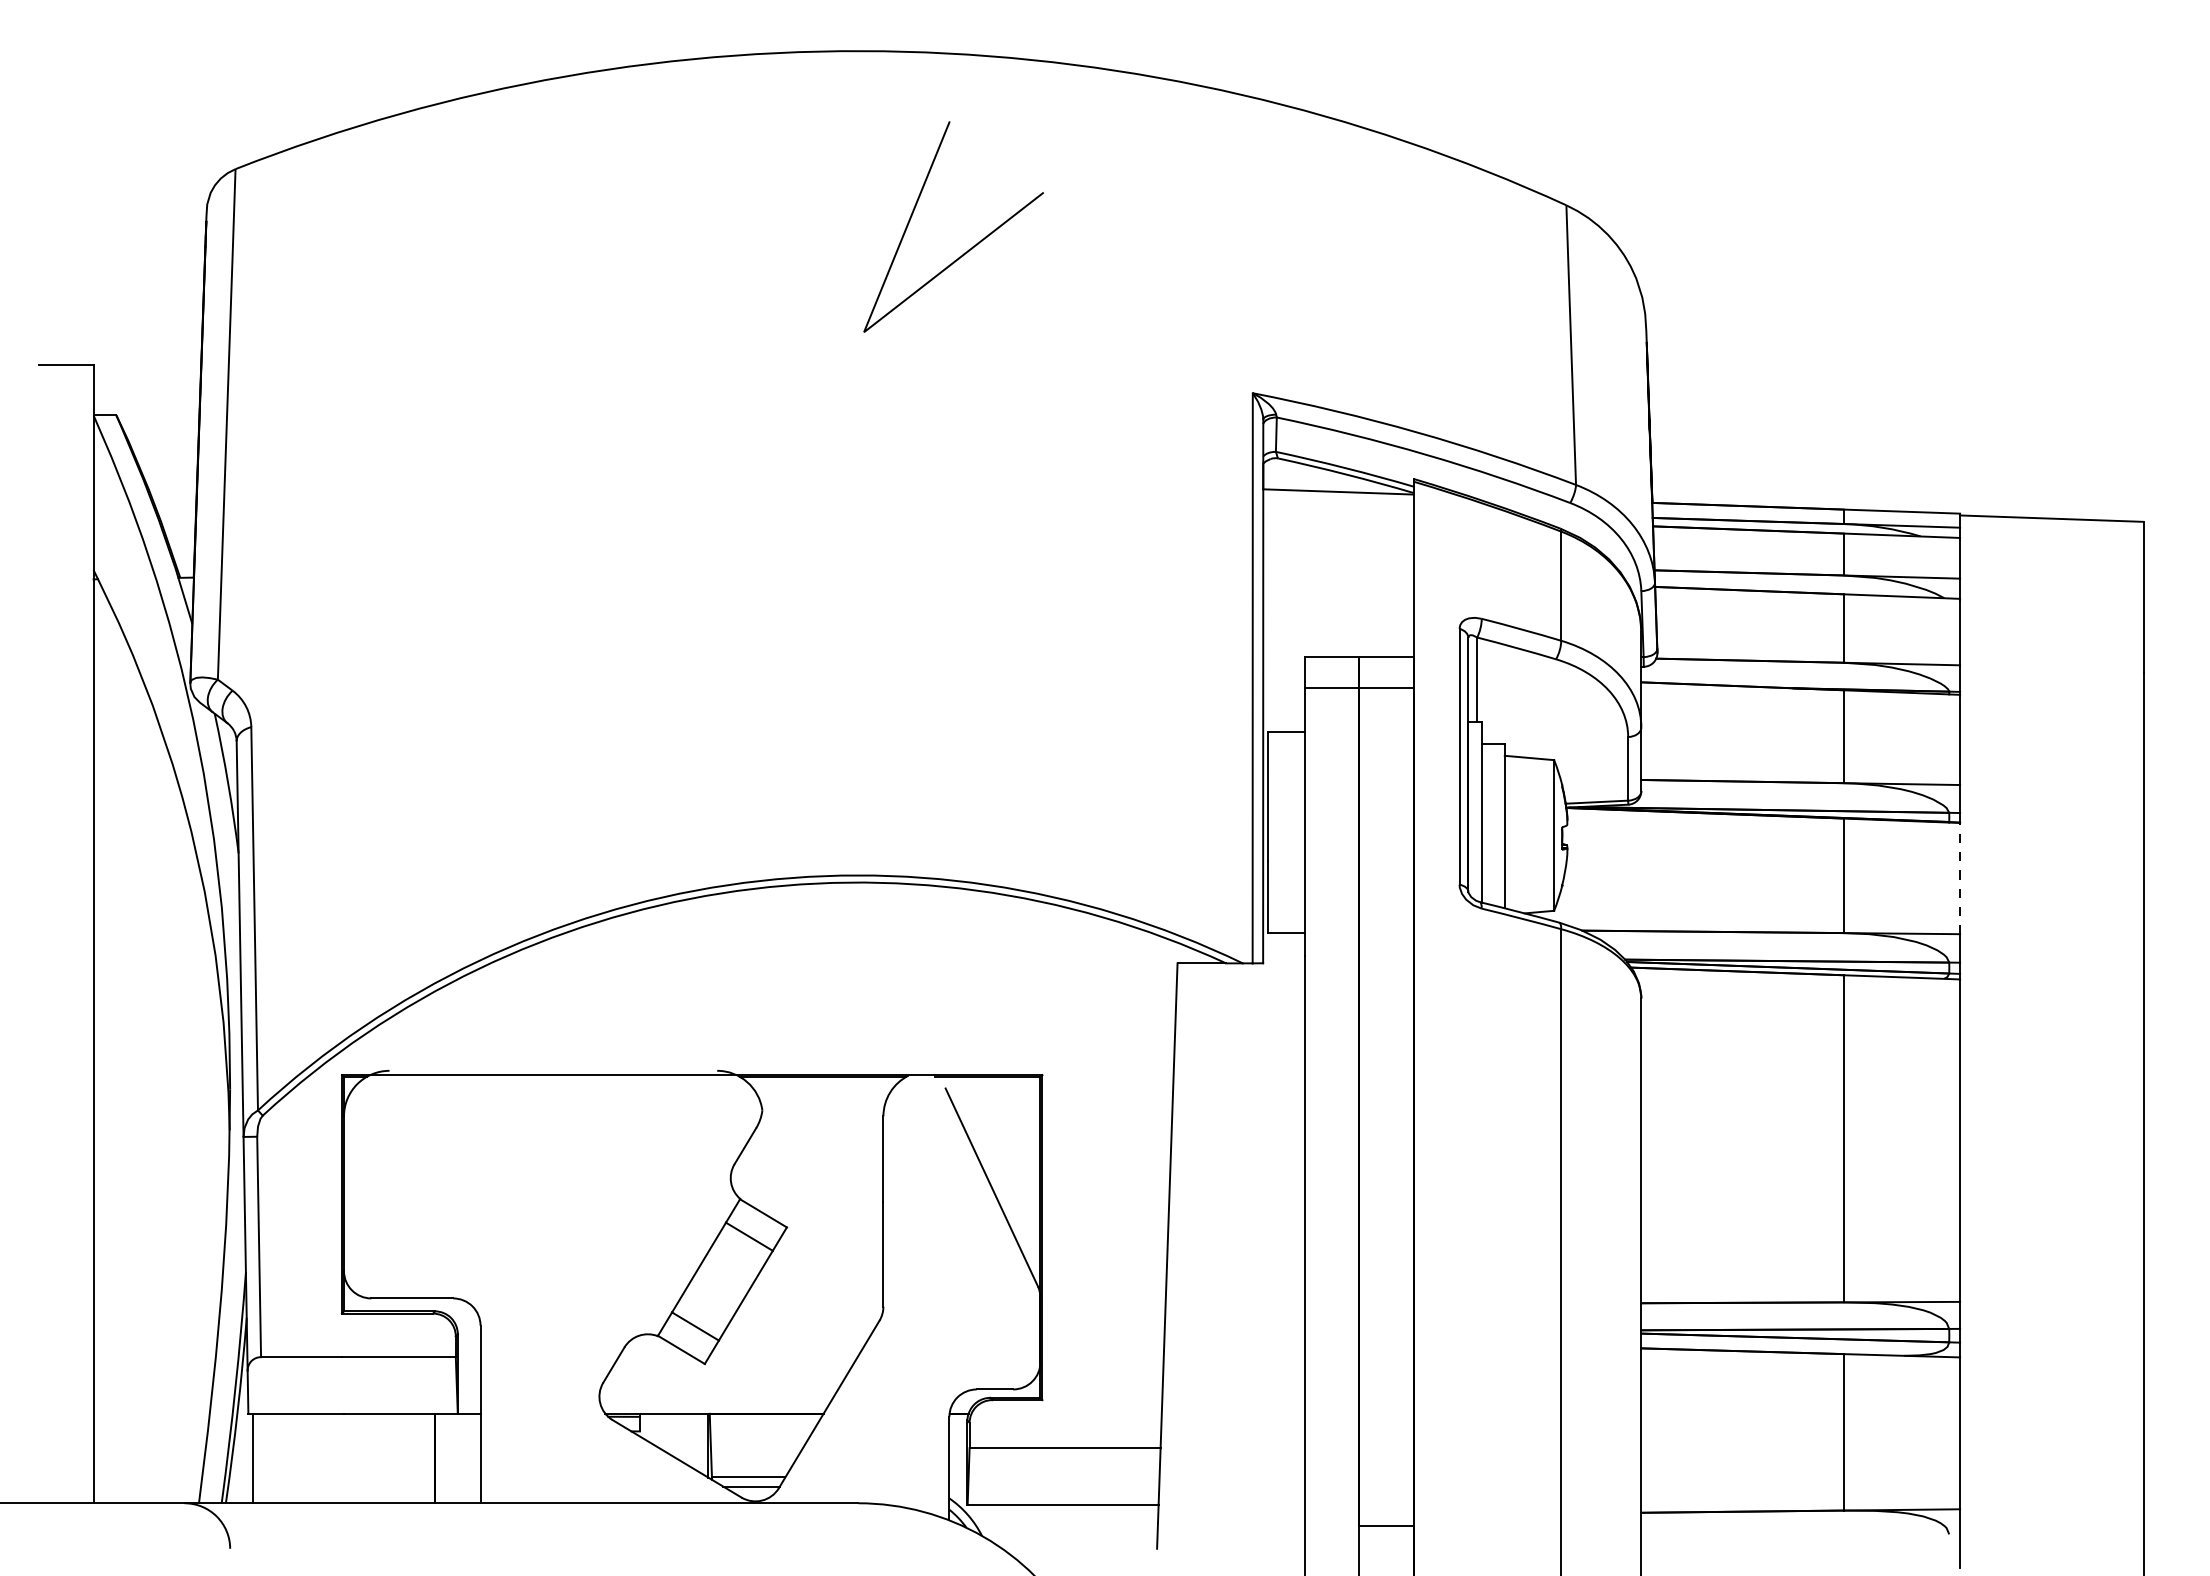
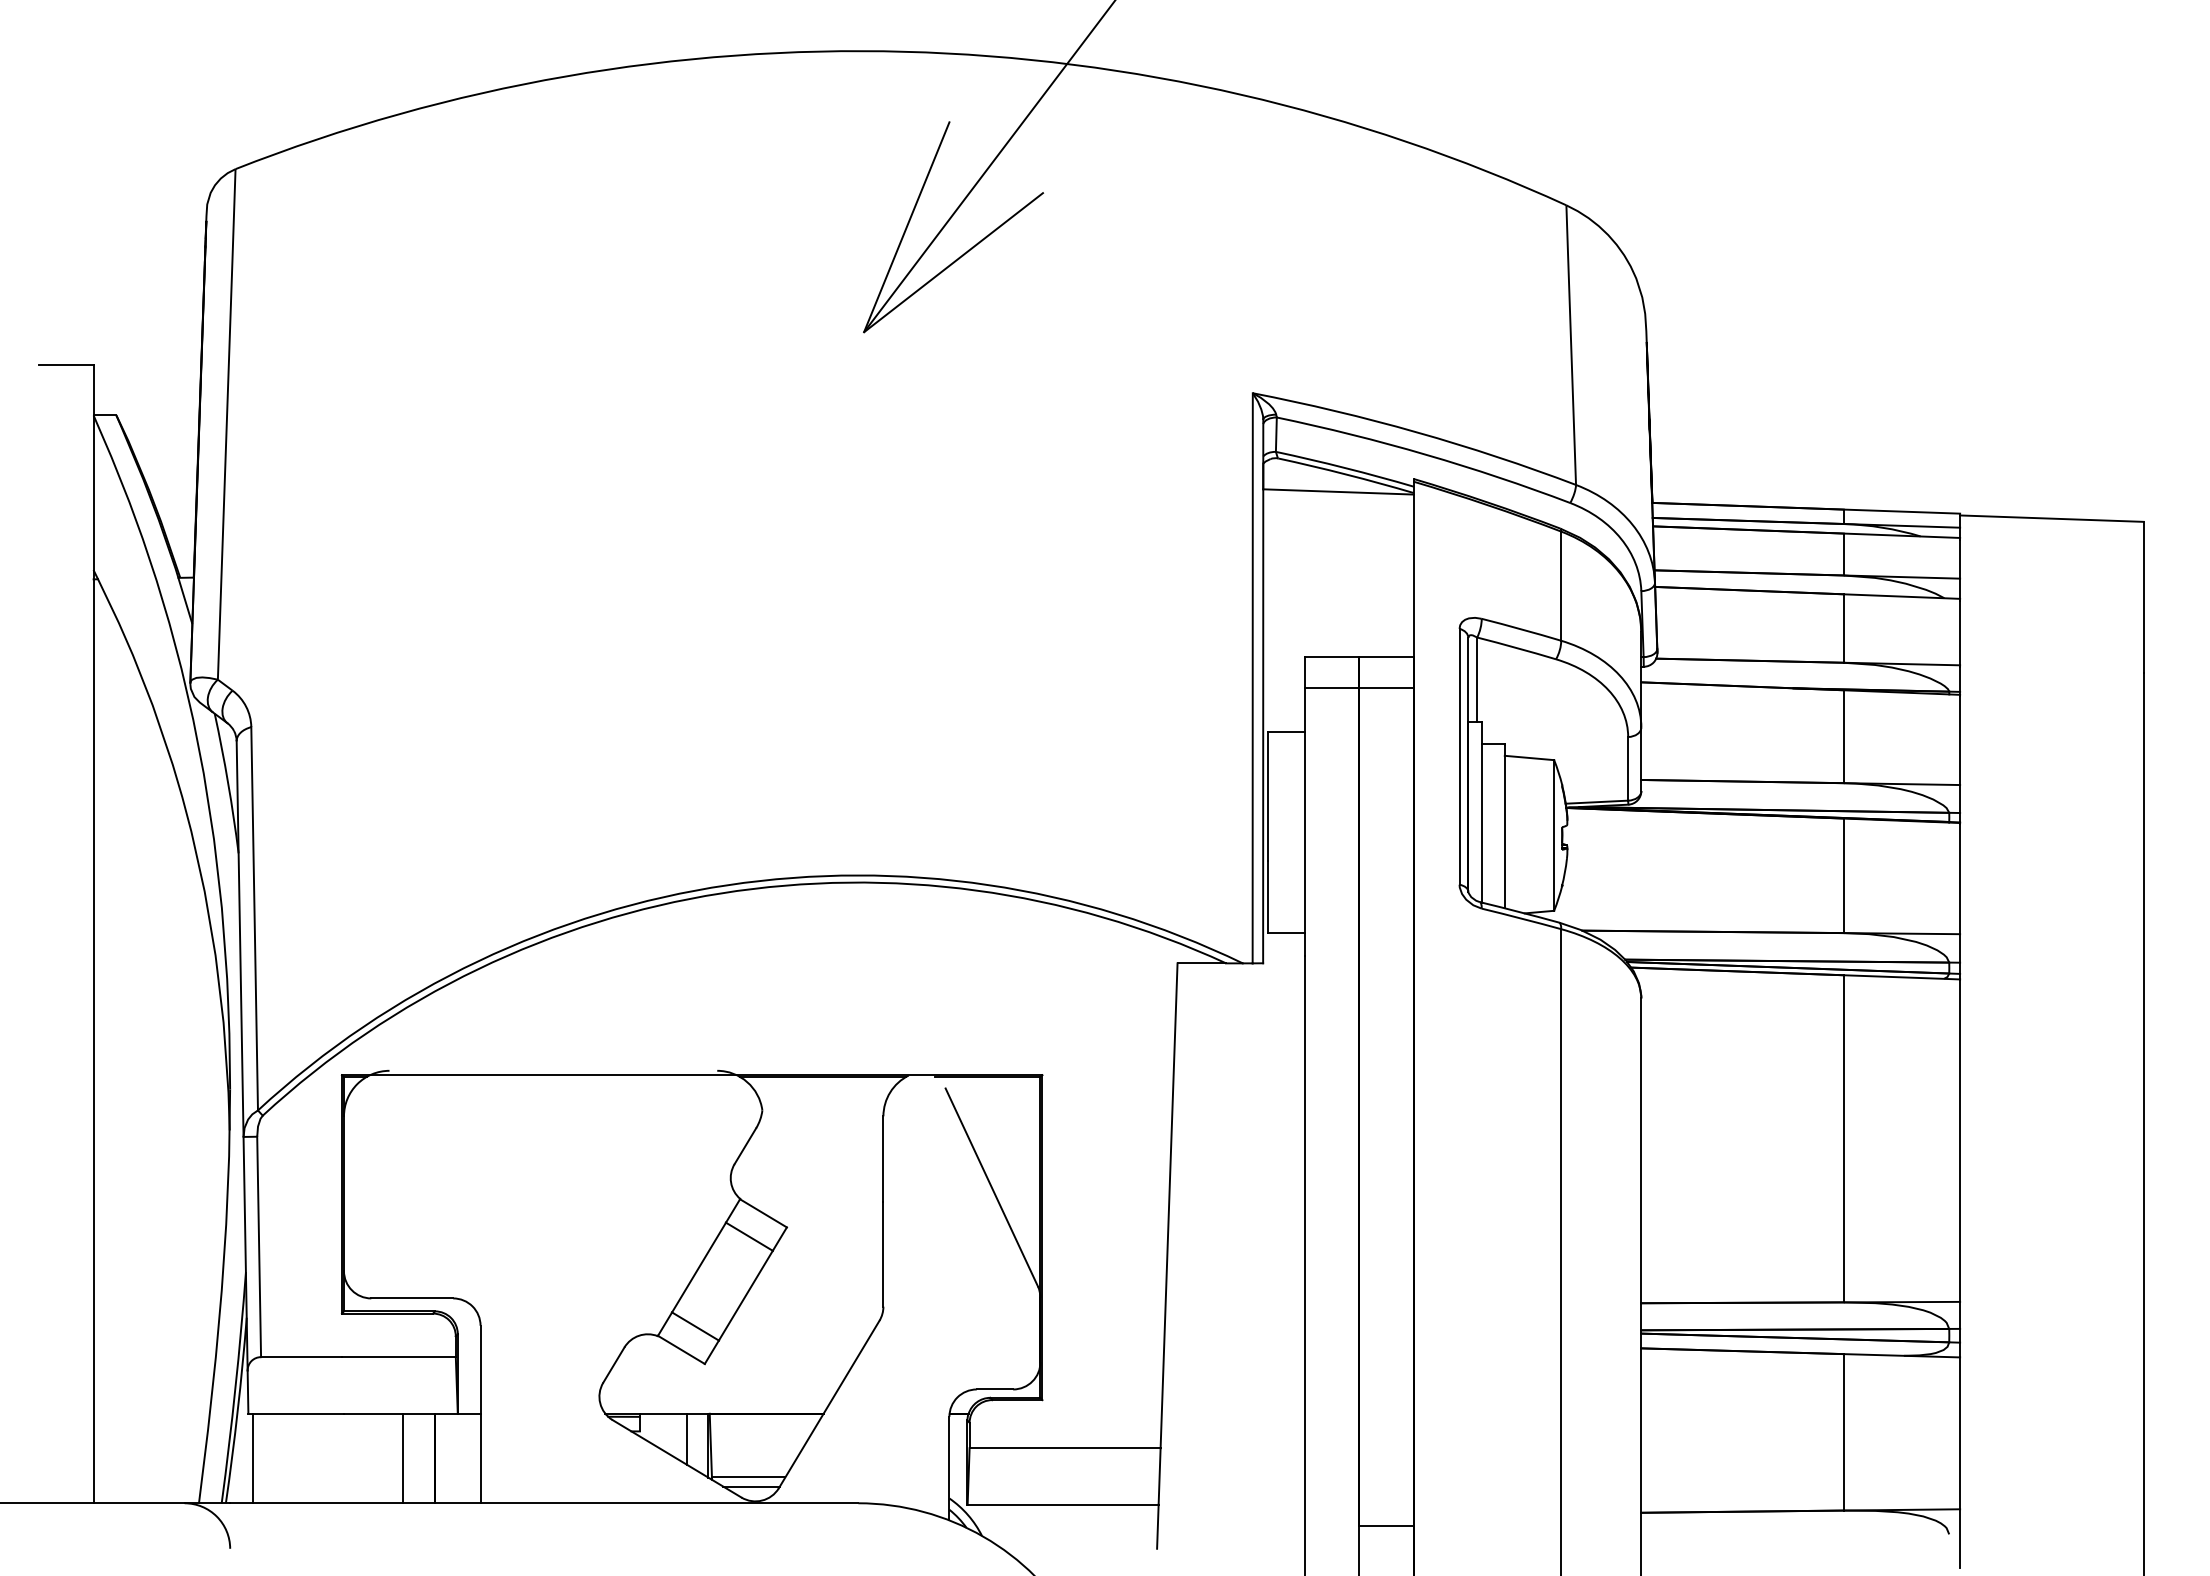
line: none -> present (989, 167)
line: dashed -> solid (1960, 878)
line: none -> present (686, 1438)
line: none -> present (403, 1458)
